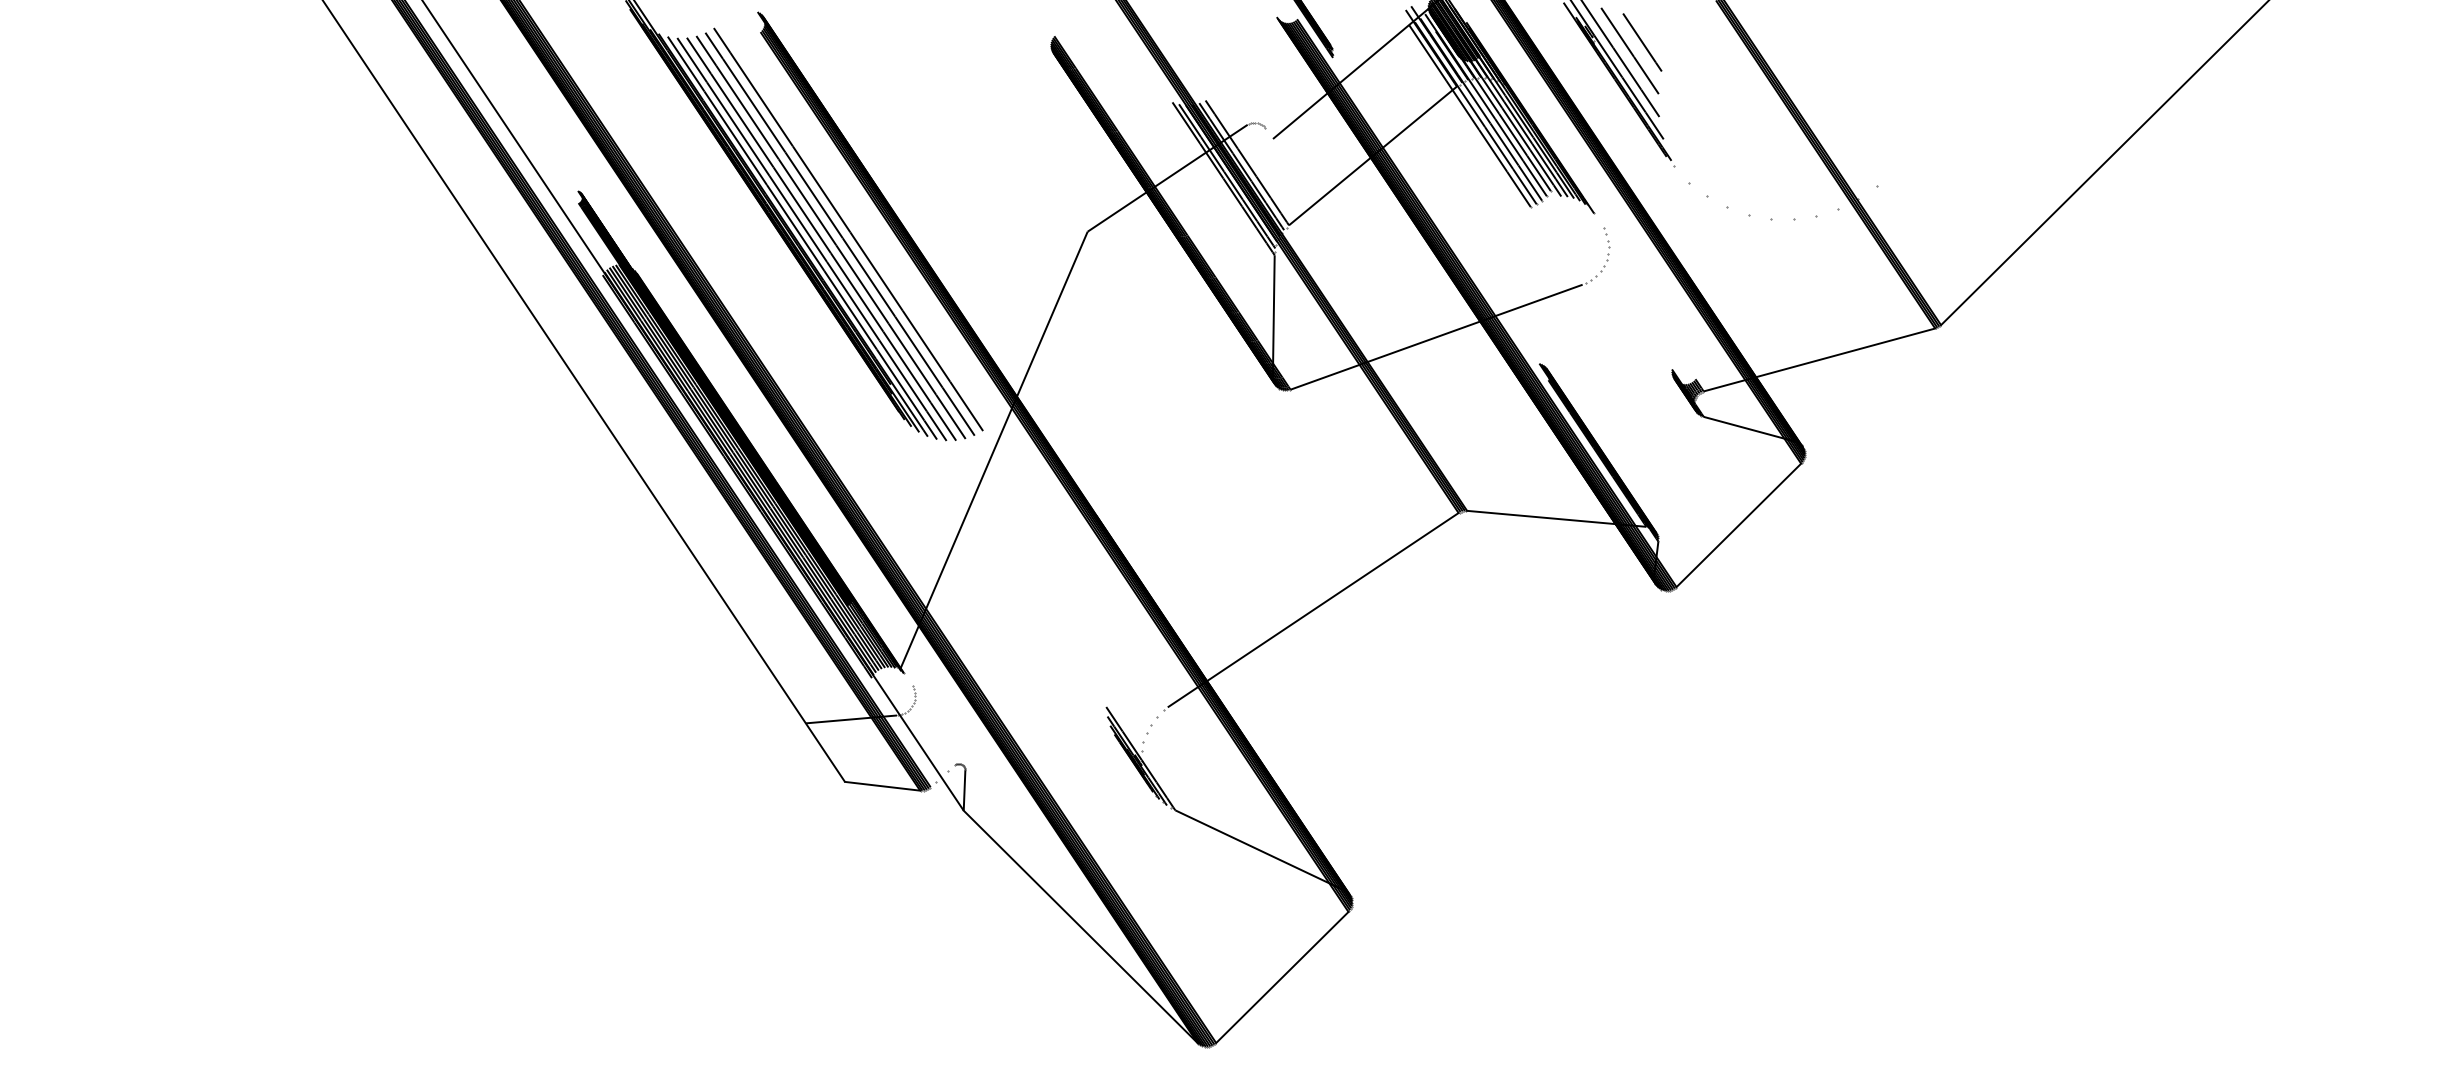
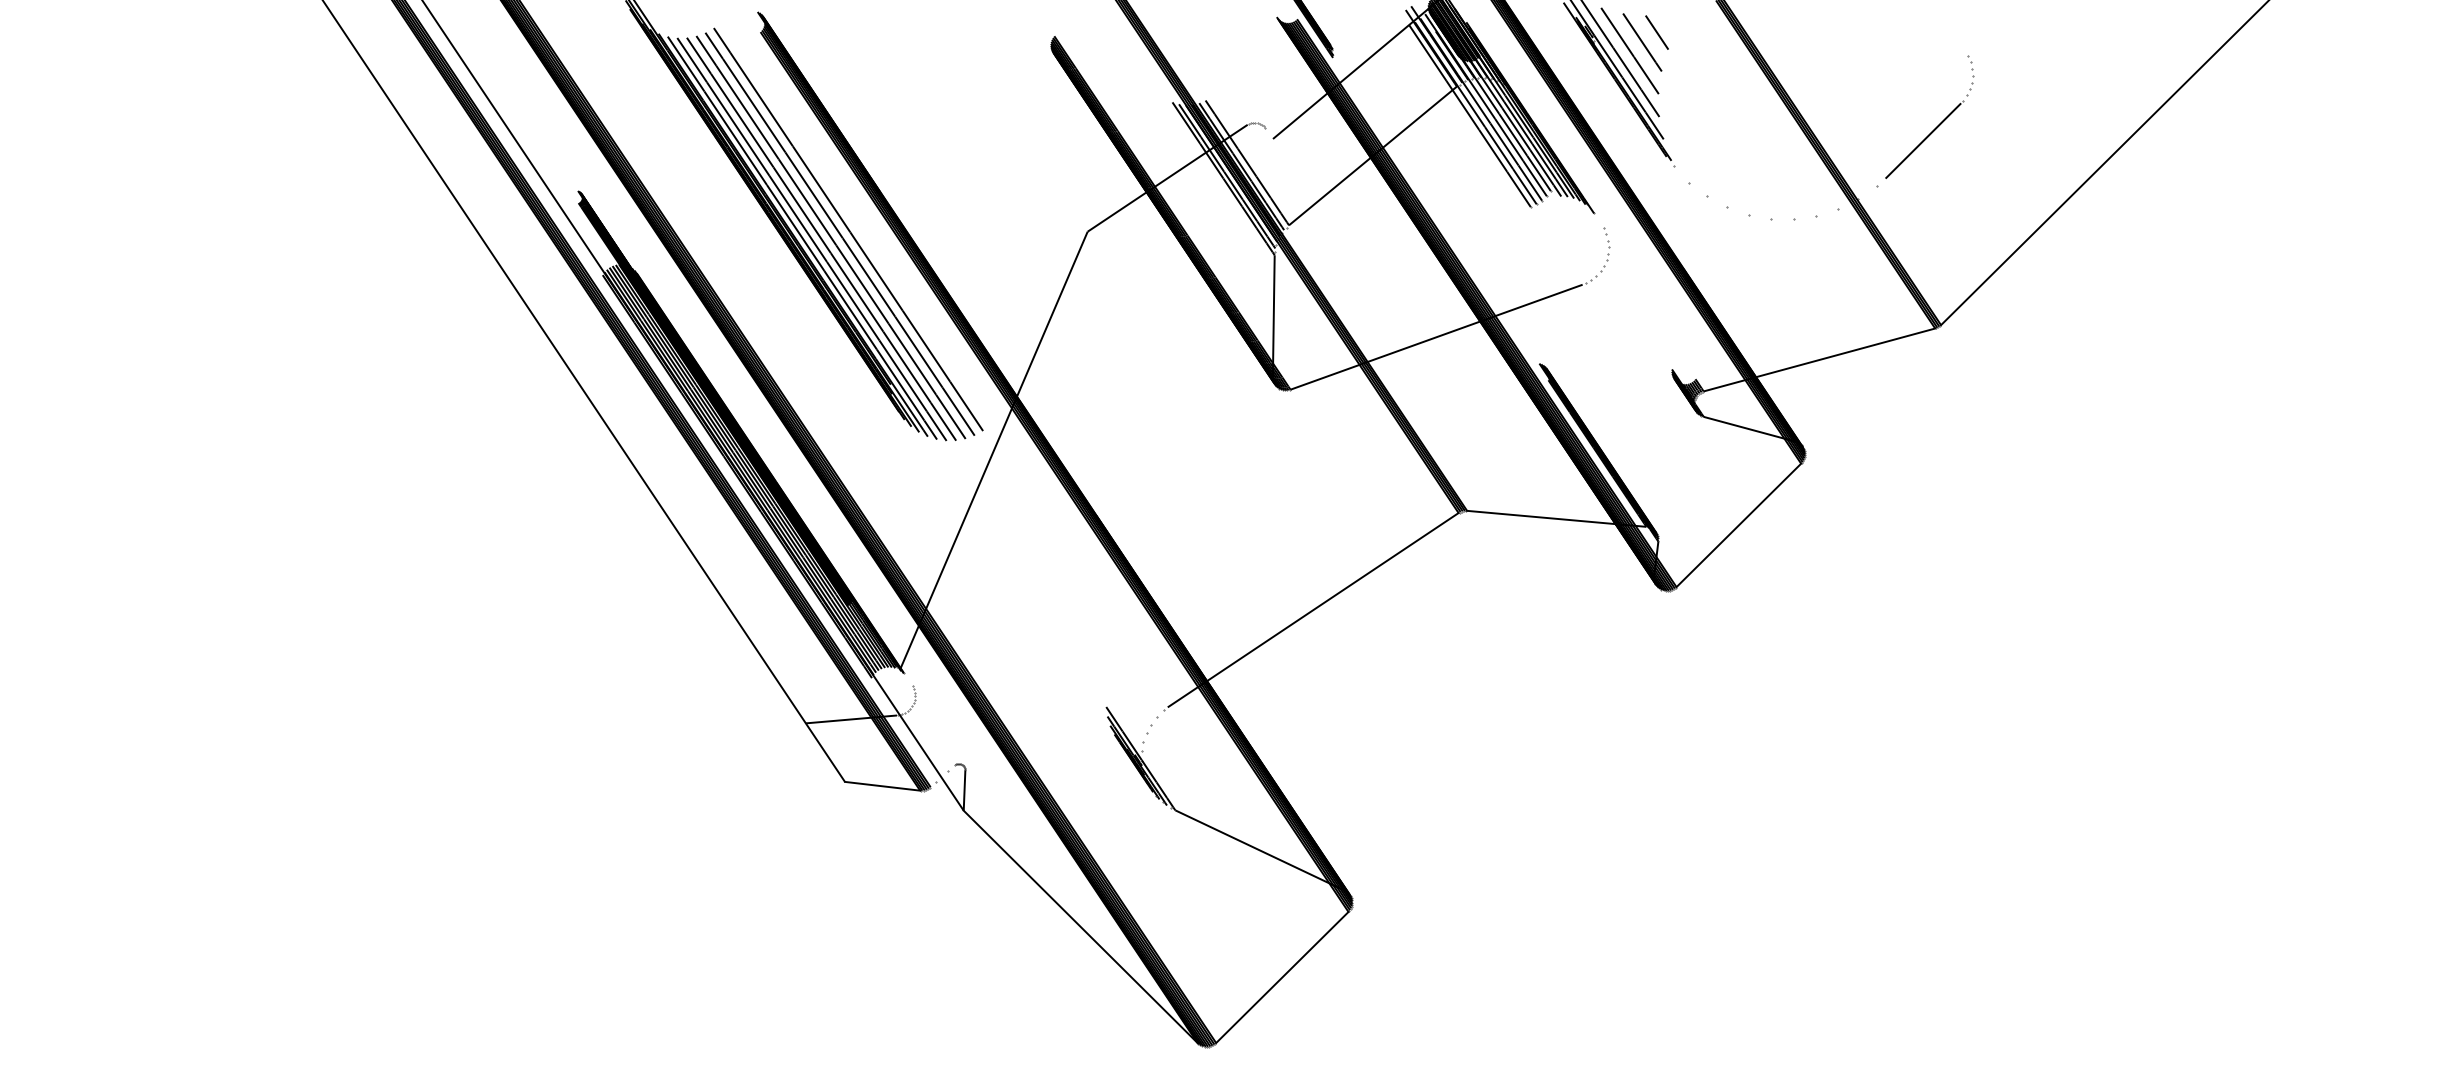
line: none -> present (1656, 32)
part: none -> present (1938, 124)
